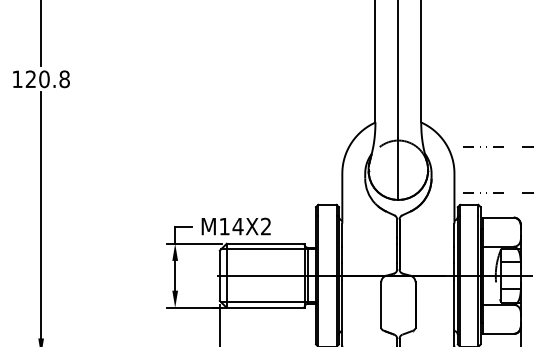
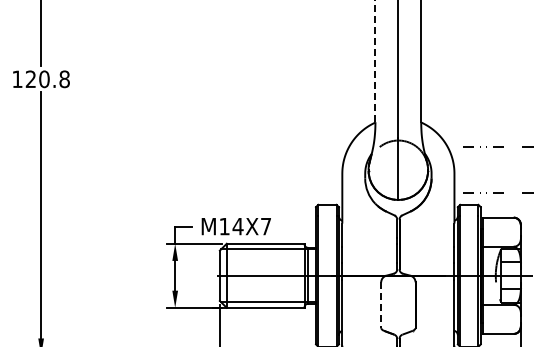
line: solid -> dashed (375, 61)
text: M14X2 -> M14X7 (265, 226)
line: solid -> dashed (381, 305)
